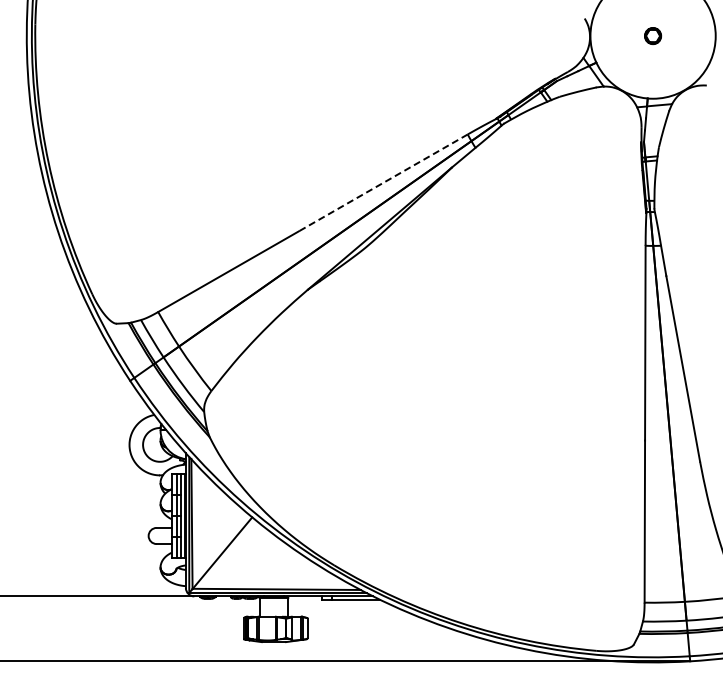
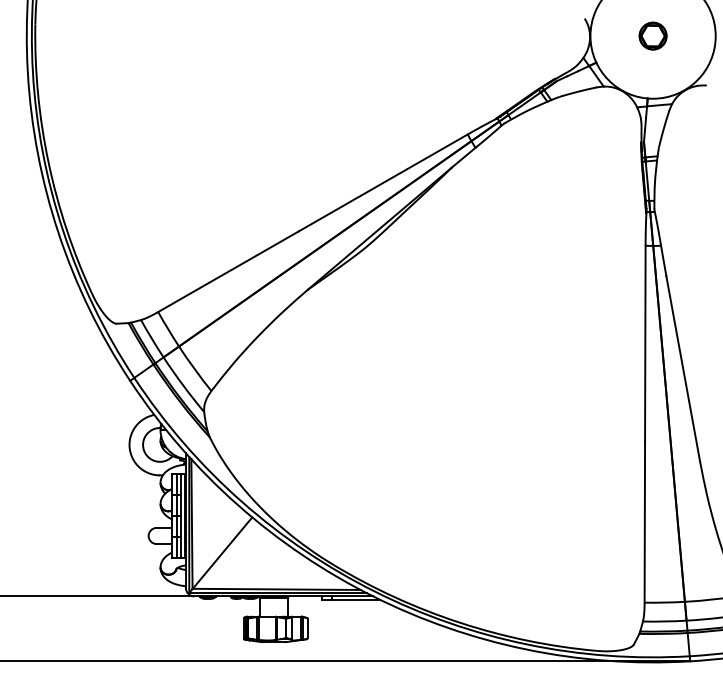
part size: 19x19 px -> 30x30 px (652, 35)
line: dashed -> solid (382, 183)
